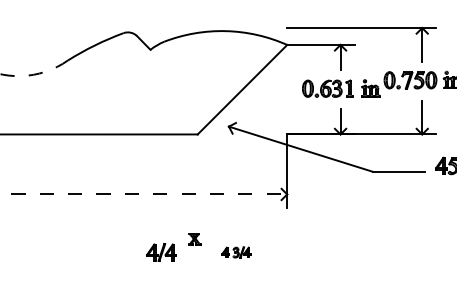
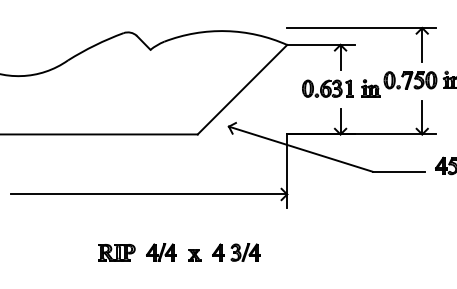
arc: dashed -> solid (34, 74)
line: dashed -> solid (149, 194)
part position: (194, 239) -> (194, 255) (194, 255)
part: none -> present (116, 252)
part size: 31x13 px -> 49x19 px (236, 252)
